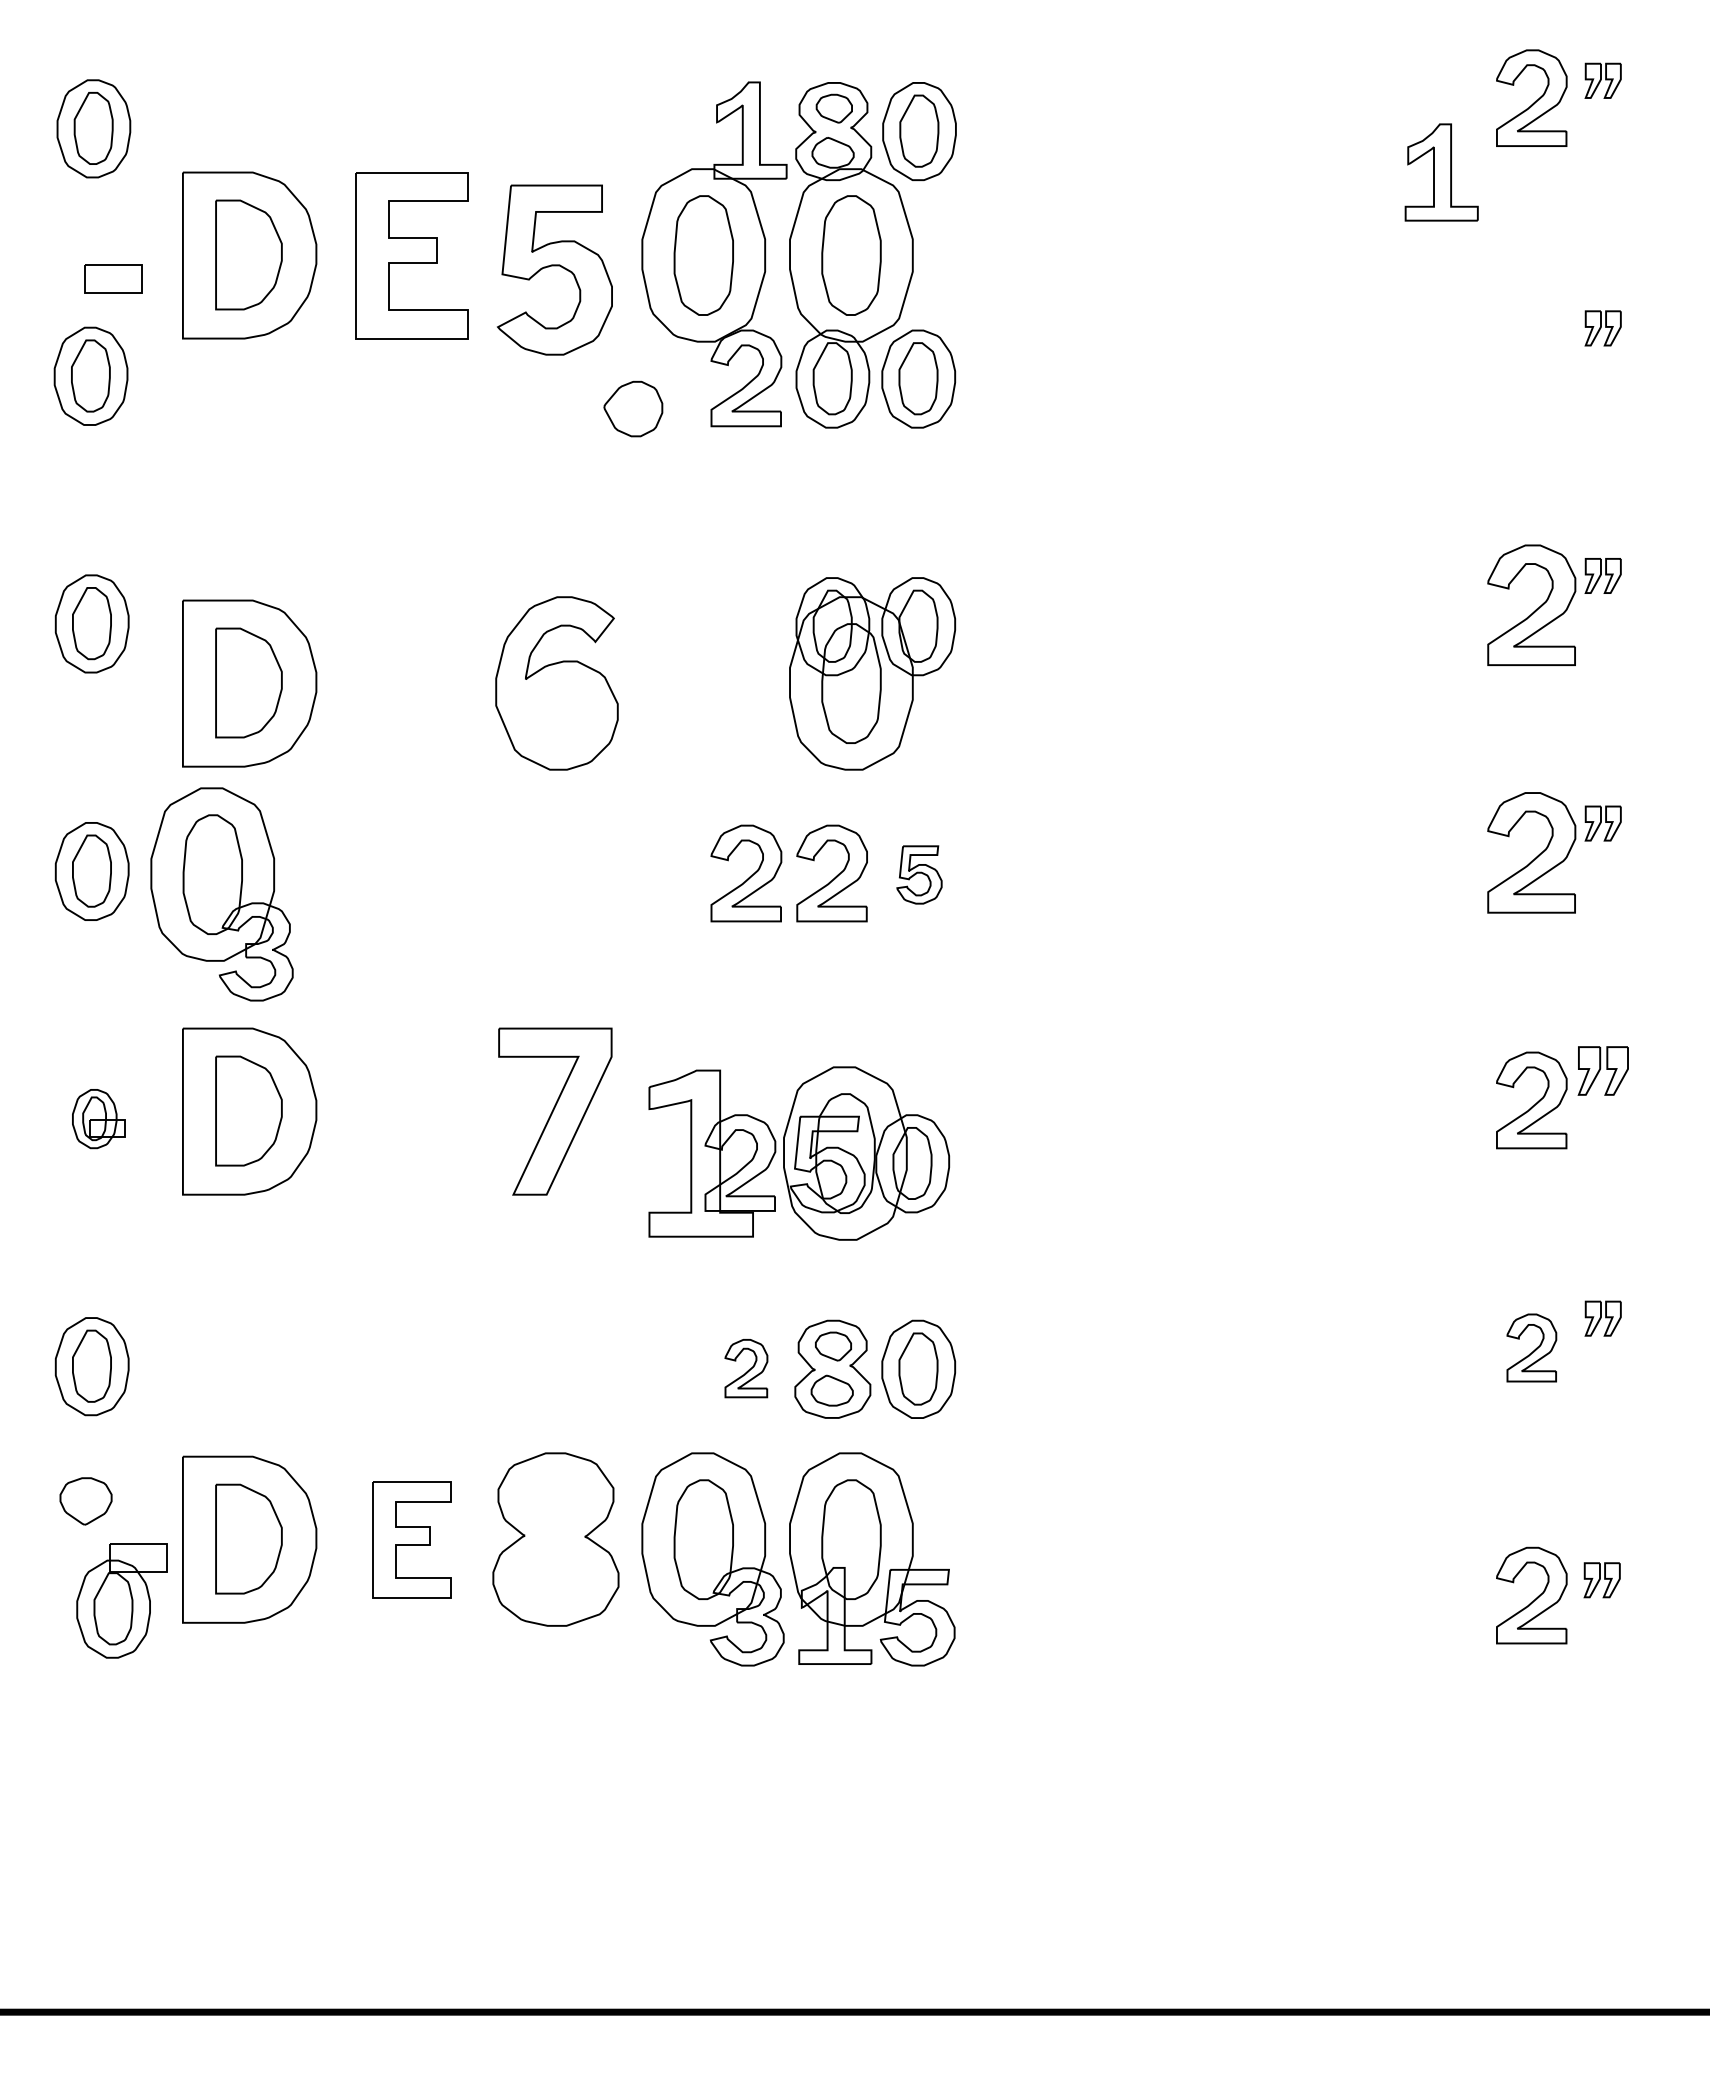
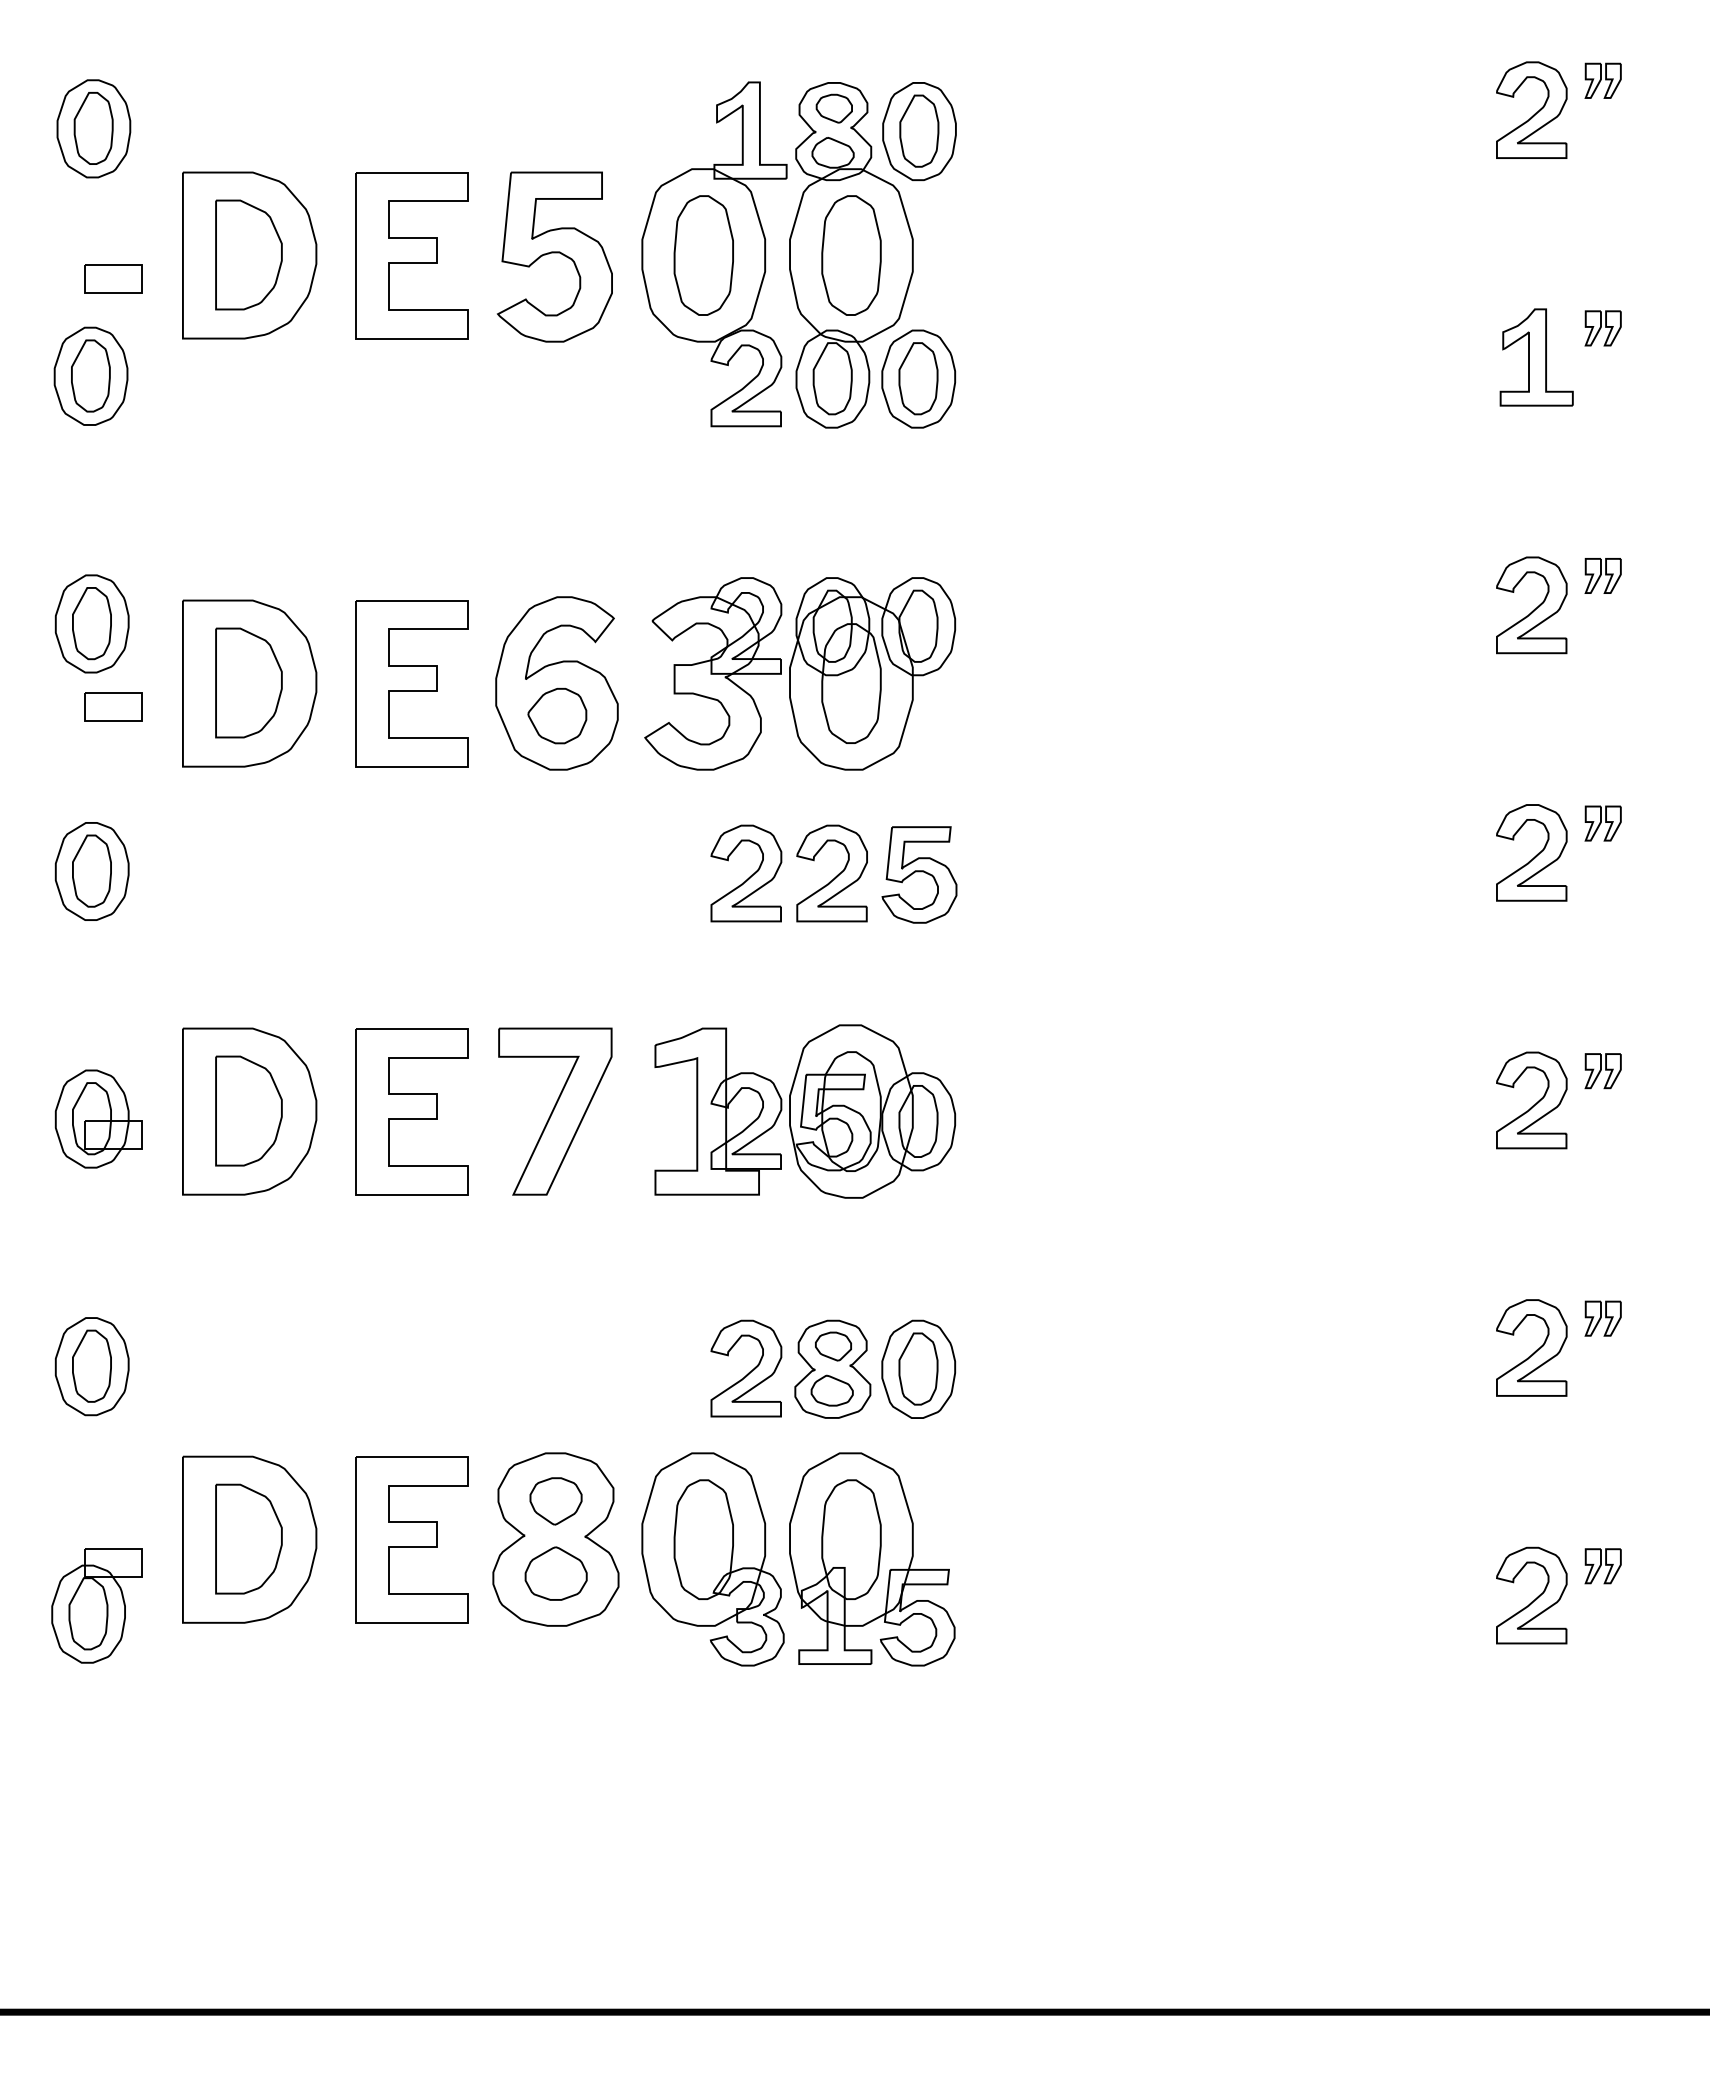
part position: (1531, 97) -> (1531, 109) (1531, 109)
part position: (1441, 172) -> (1536, 357) (1536, 357)
part position: (554, 269) -> (554, 256) (554, 256)
part position: (633, 409) -> (557, 716) (557, 716)
part size: 90x122 px -> 72x99 px (1531, 605)
part: none -> present (713, 673)
part: none -> present (411, 683)
part: none -> present (113, 706)
part size: 90x122 px -> 72x98 px (1531, 852)
part size: 47x60 px -> 77x98 px (919, 874)
part: present -> none (221, 894)
part size: 52x50 px -> 38x37 px (1602, 1071)
part: none -> present (411, 1111)
part size: 54x61 px -> 89x100 px (98, 1118)
part position: (799, 1153) -> (805, 1111) (805, 1111)
part size: 52x70 px -> 72x98 px (1531, 1347)
part size: 45x60 px -> 73x99 px (746, 1368)
part position: (85, 1501) -> (555, 1501) (555, 1501)
part size: 80x118 px -> 114x168 px (411, 1539)
part: none -> present (555, 1573)
part position: (1601, 1580) -> (1602, 1566) (1602, 1566)
part position: (121, 1600) -> (96, 1605) (96, 1605)
